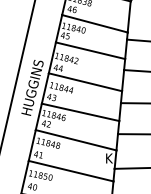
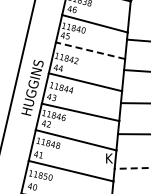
line: solid -> dashed (90, 50)
line: solid -> dashed (132, 168)
